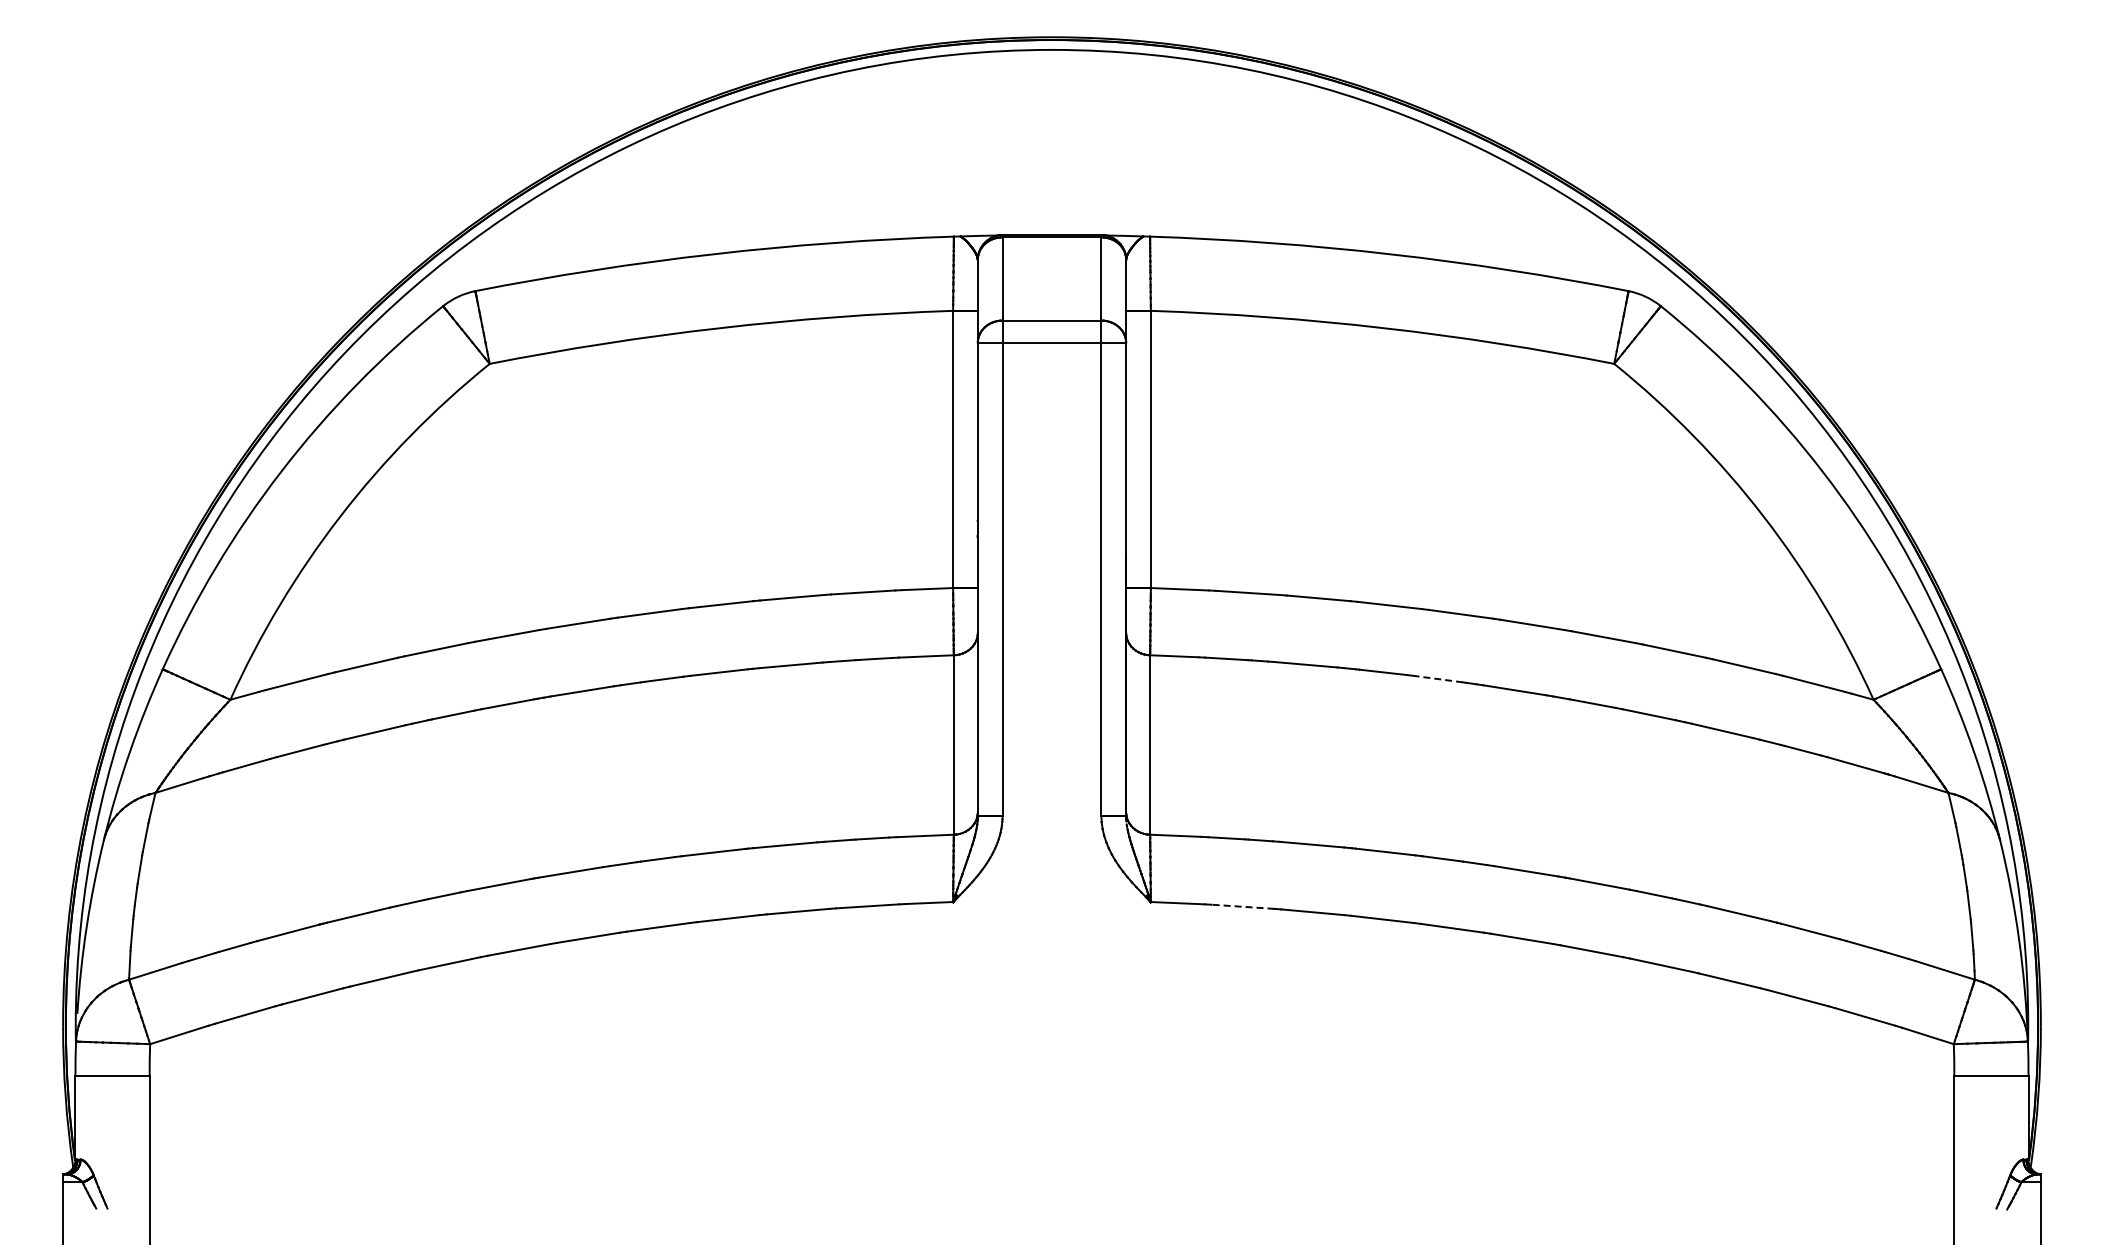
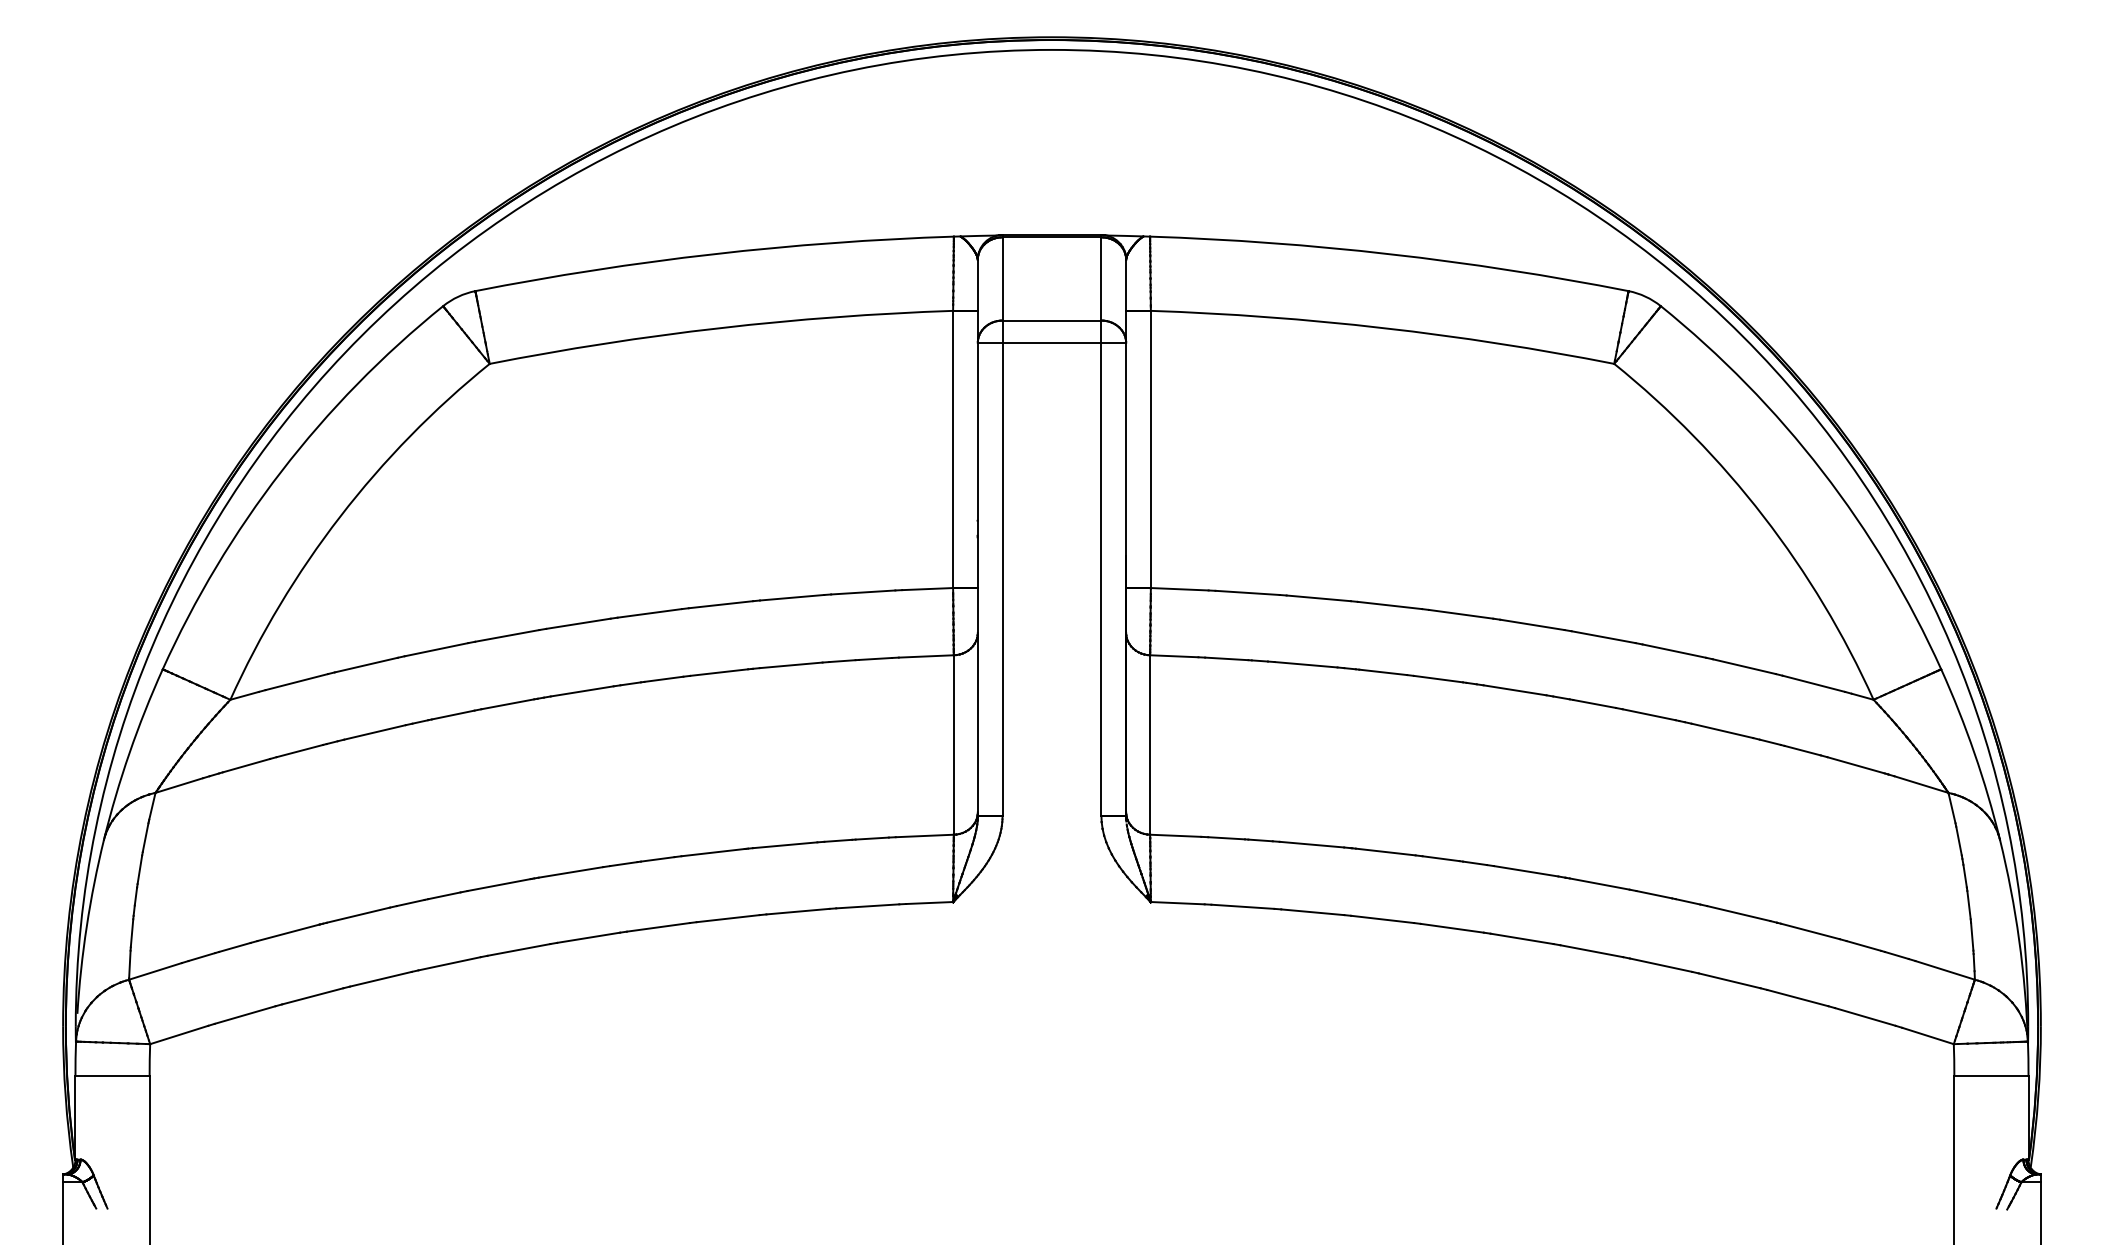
line: dashed -> solid (1438, 679)
line: dashed -> solid (1242, 906)
